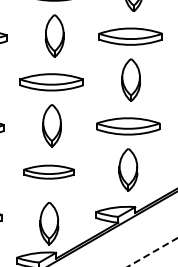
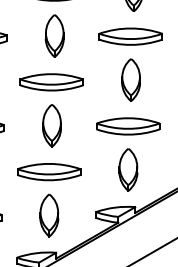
part size: 52x16 px -> 65x19 px (49, 172)
part position: (49, 223) -> (49, 215) (49, 215)
line: dashed -> solid (152, 252)
